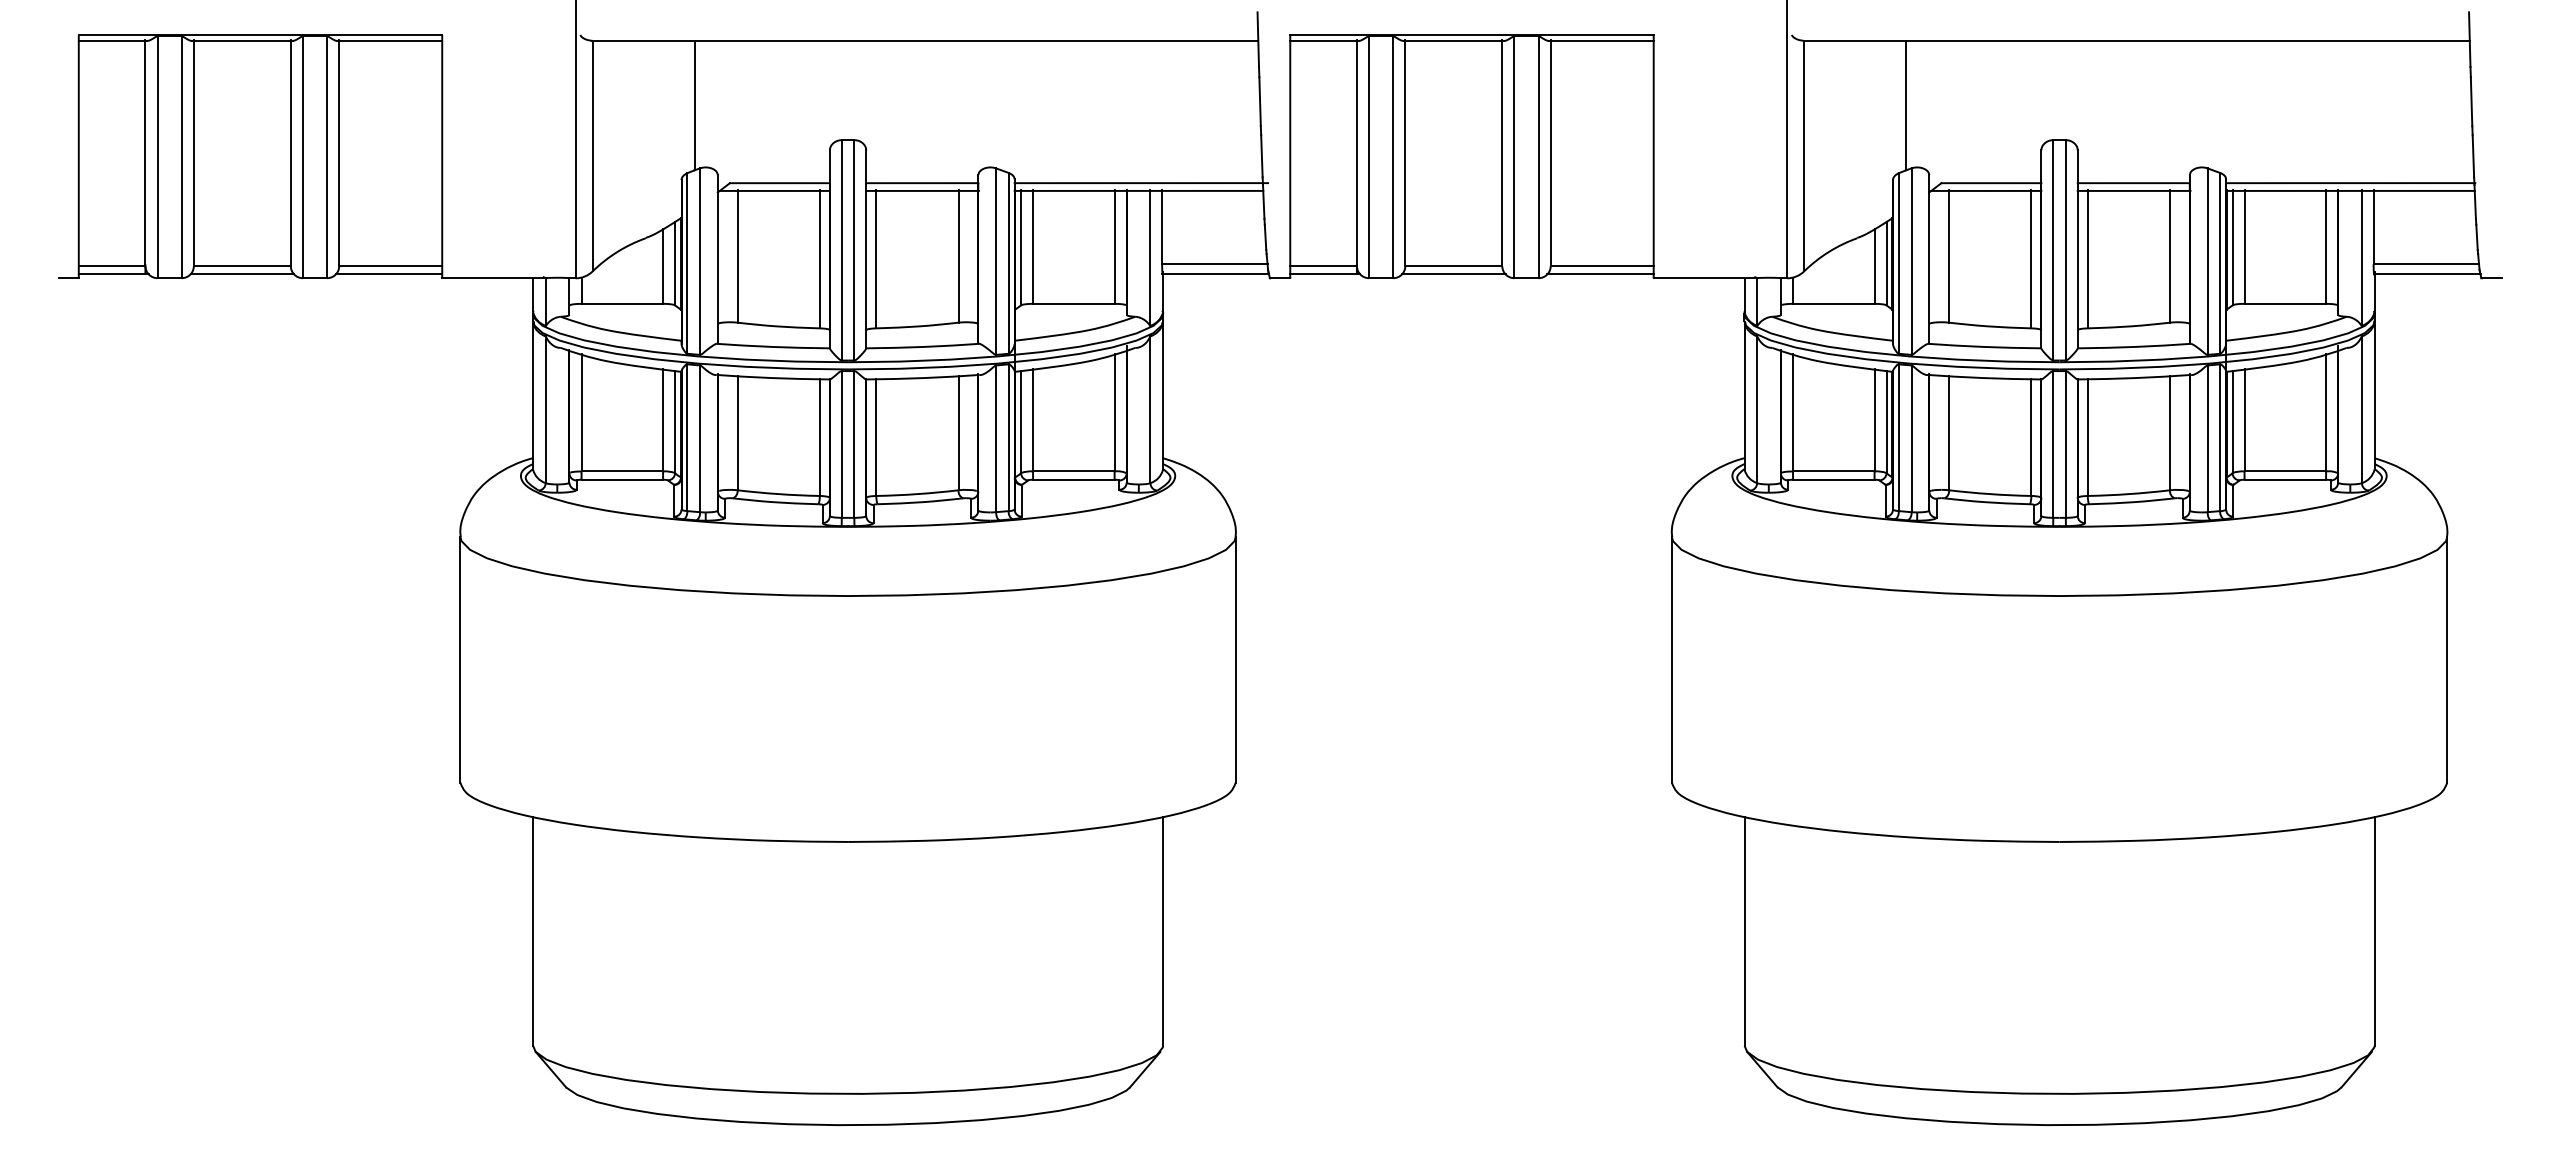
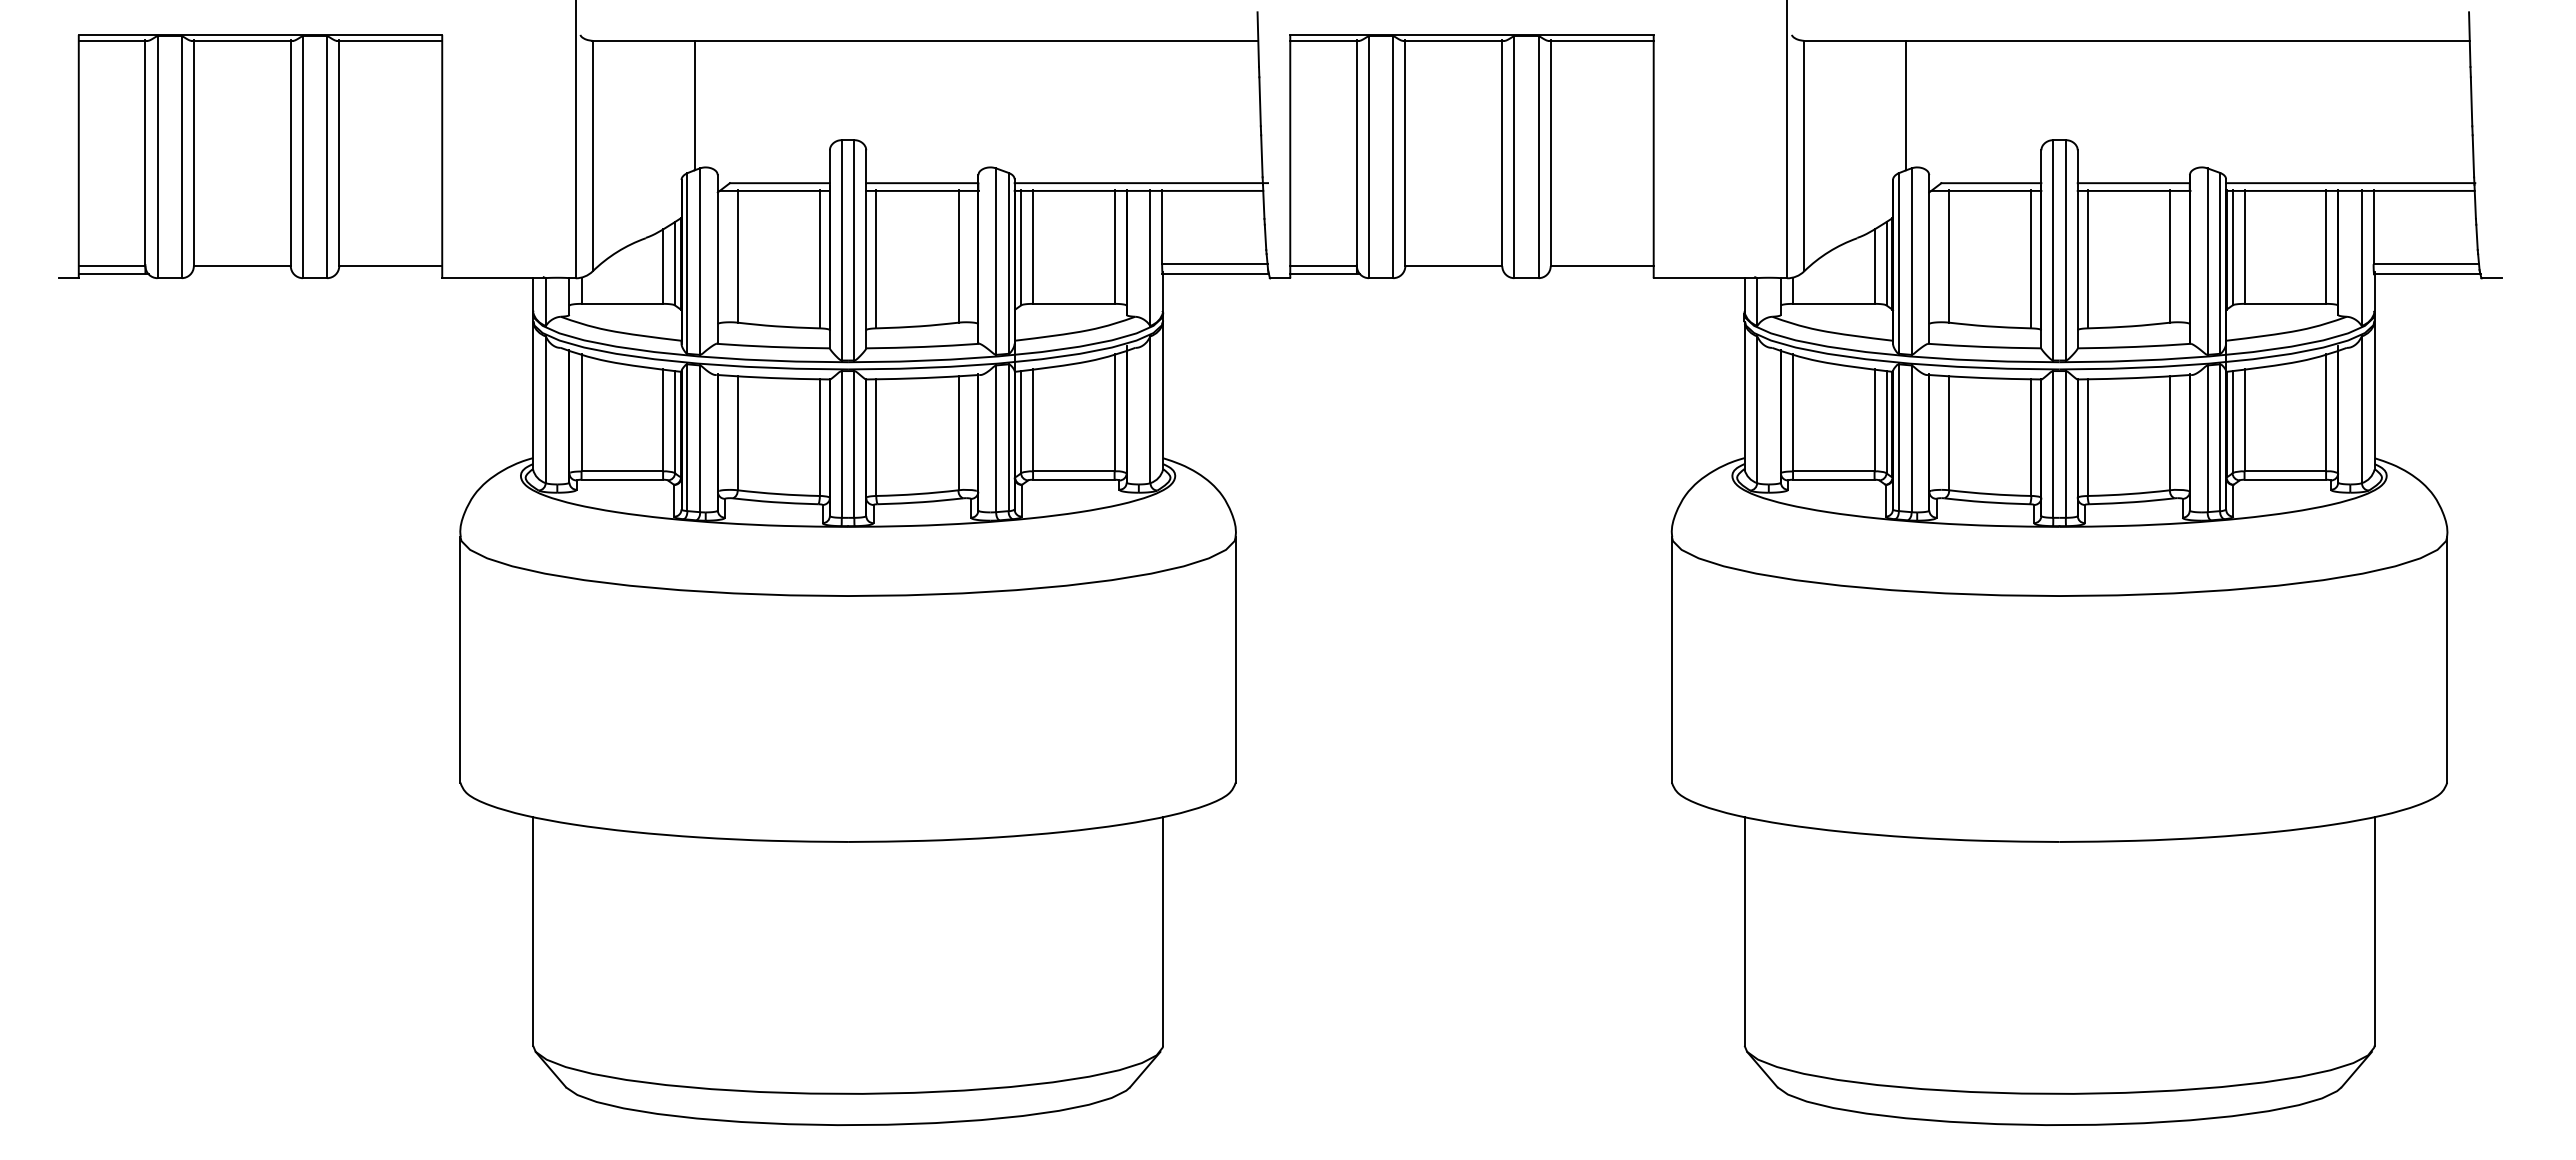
line: present -> none (242, 274)
line: present -> none (388, 274)
line: present -> none (1453, 274)
line: present -> none (1600, 274)
